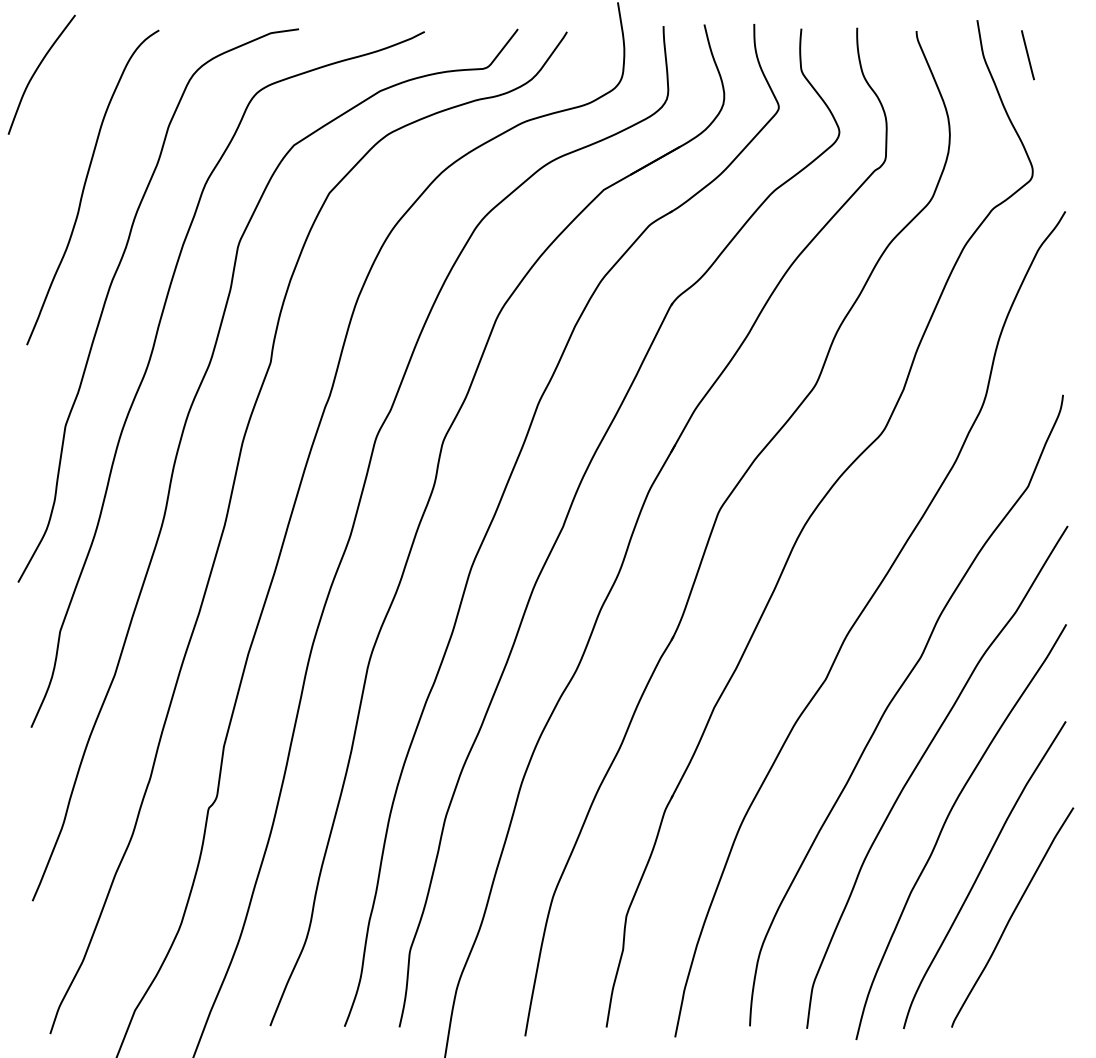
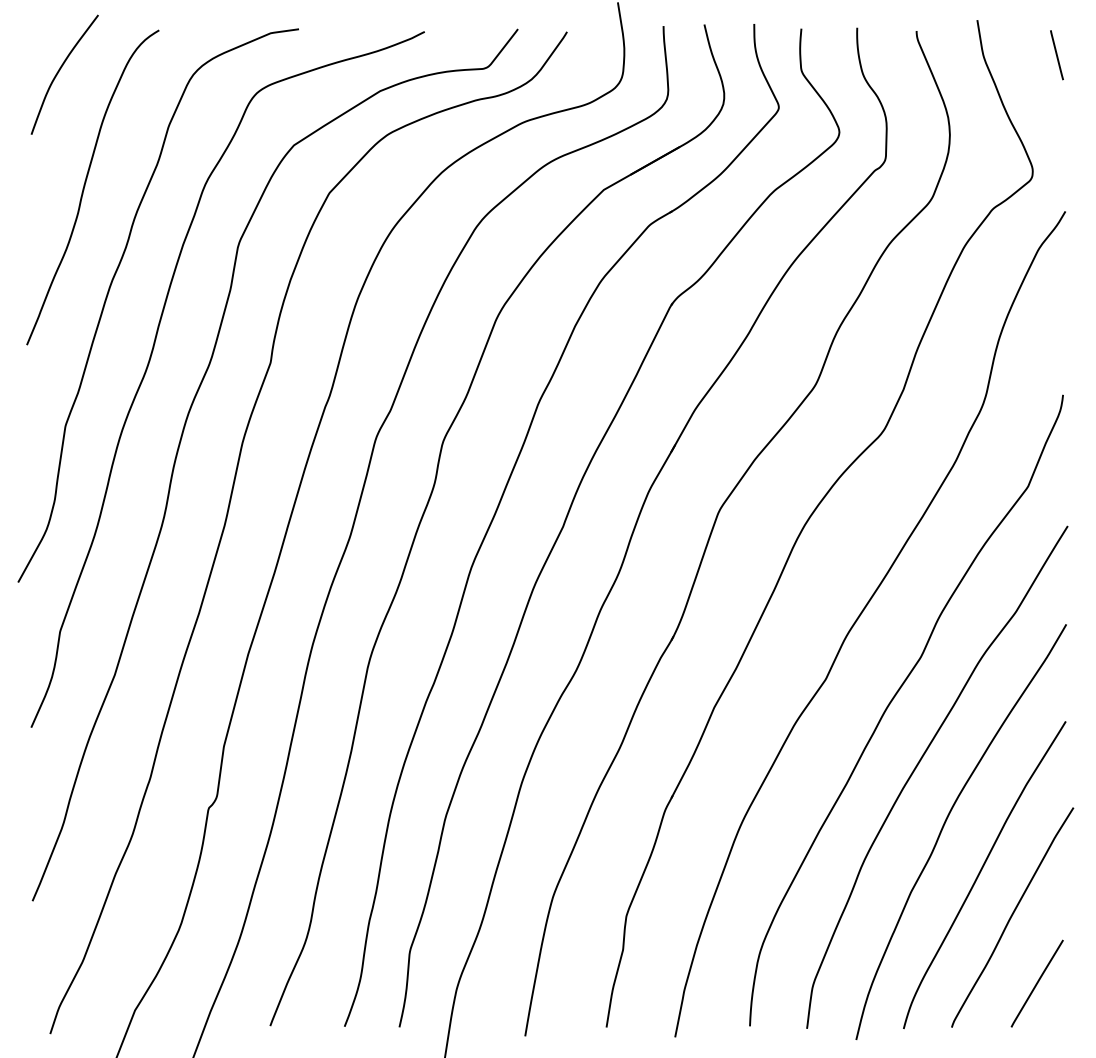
line position: (1027, 55) -> (1056, 55) (1056, 55)
curve position: (37, 70) -> (60, 70) (60, 70)
line: none -> present (1036, 983)
